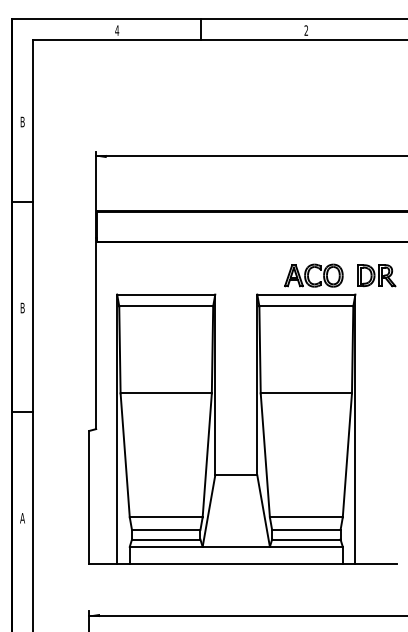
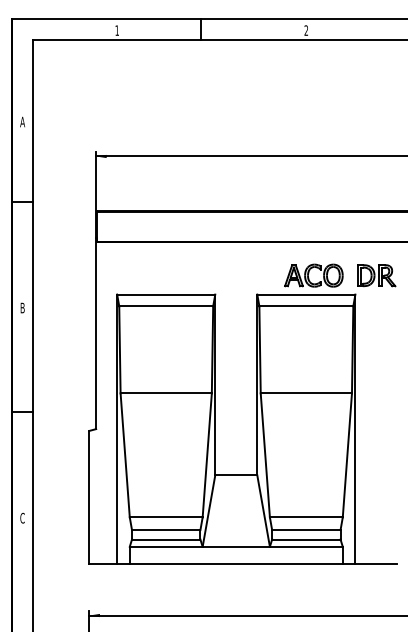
text: 4 -> 1 (117, 30)
text: B -> A (22, 121)
text: A -> C (22, 517)
